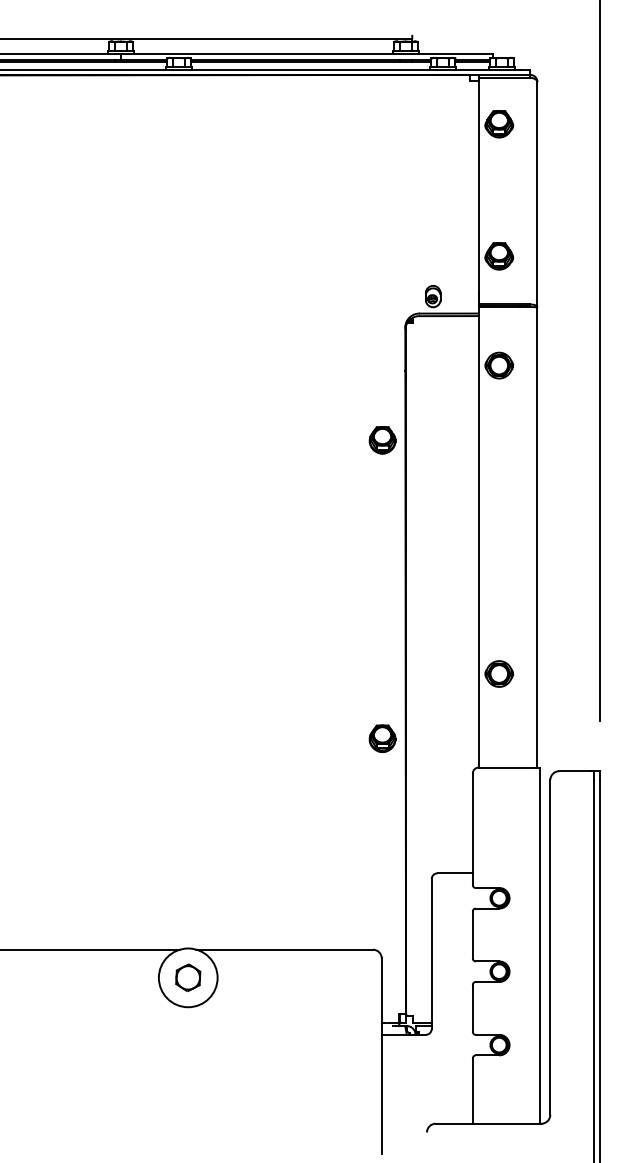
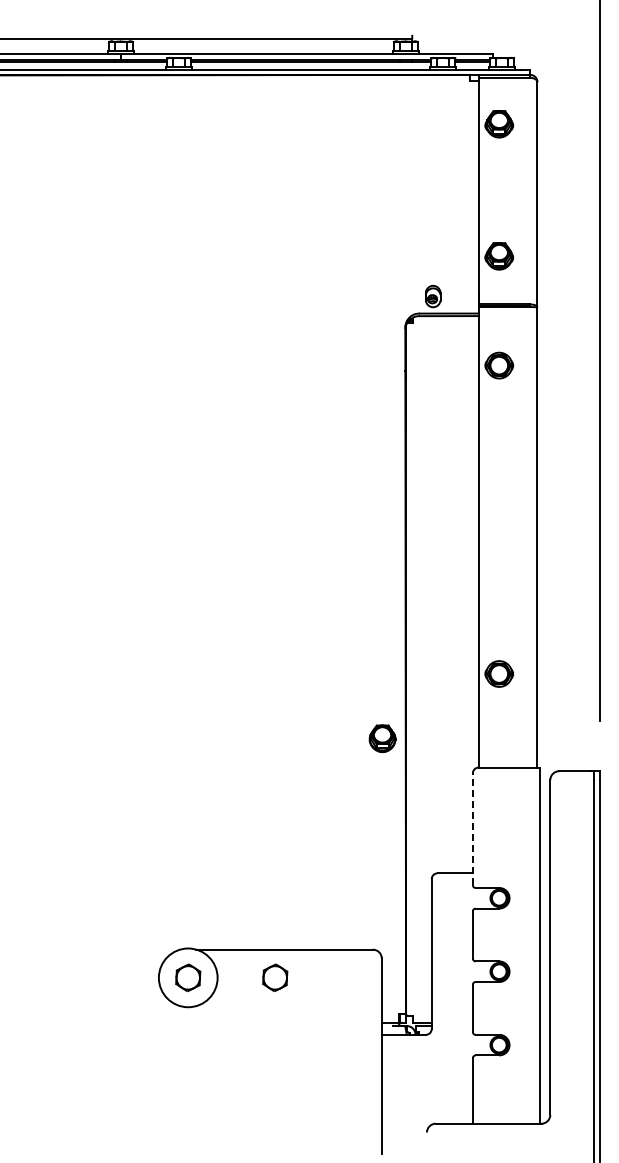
part: present -> none (382, 440)
line: solid -> dashed (472, 829)
line: present -> none (91, 949)
part: none -> present (275, 977)
